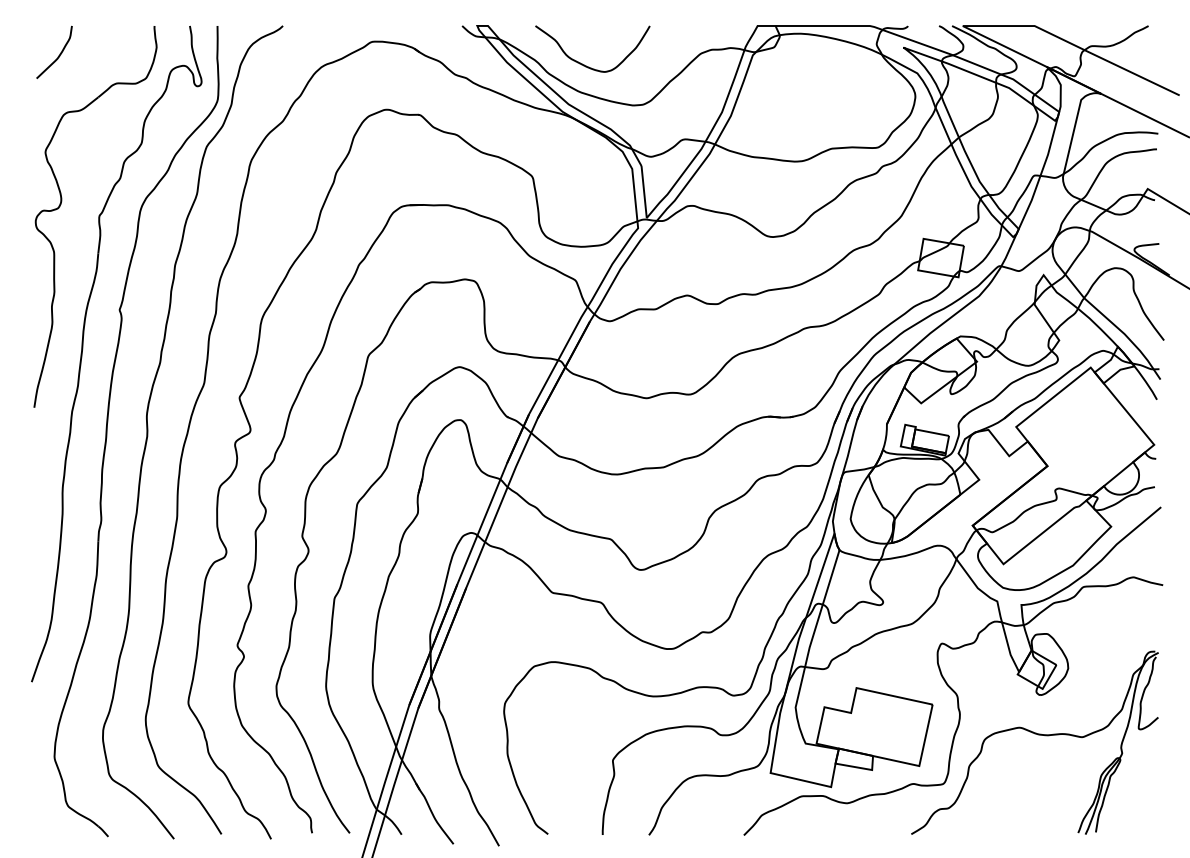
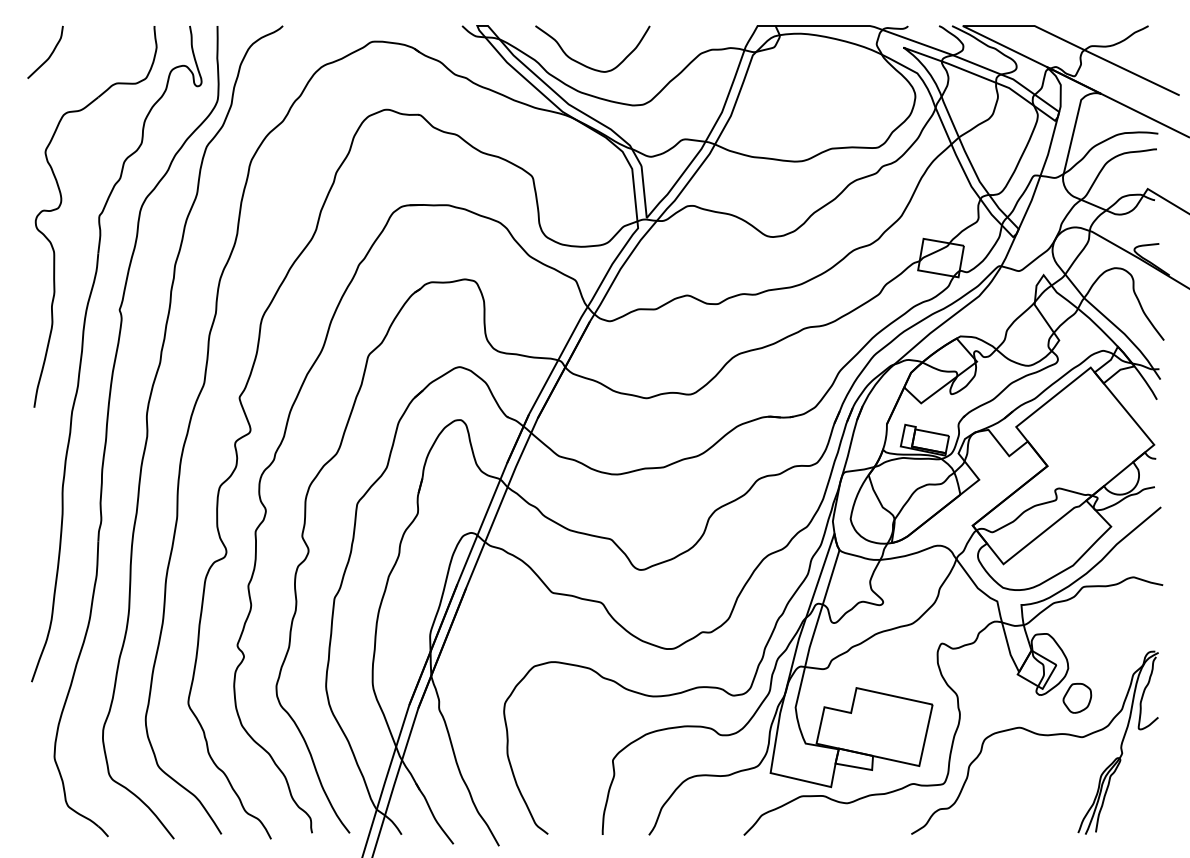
curve position: (59, 53) -> (50, 53) (50, 53)
part: none -> present (1077, 698)
